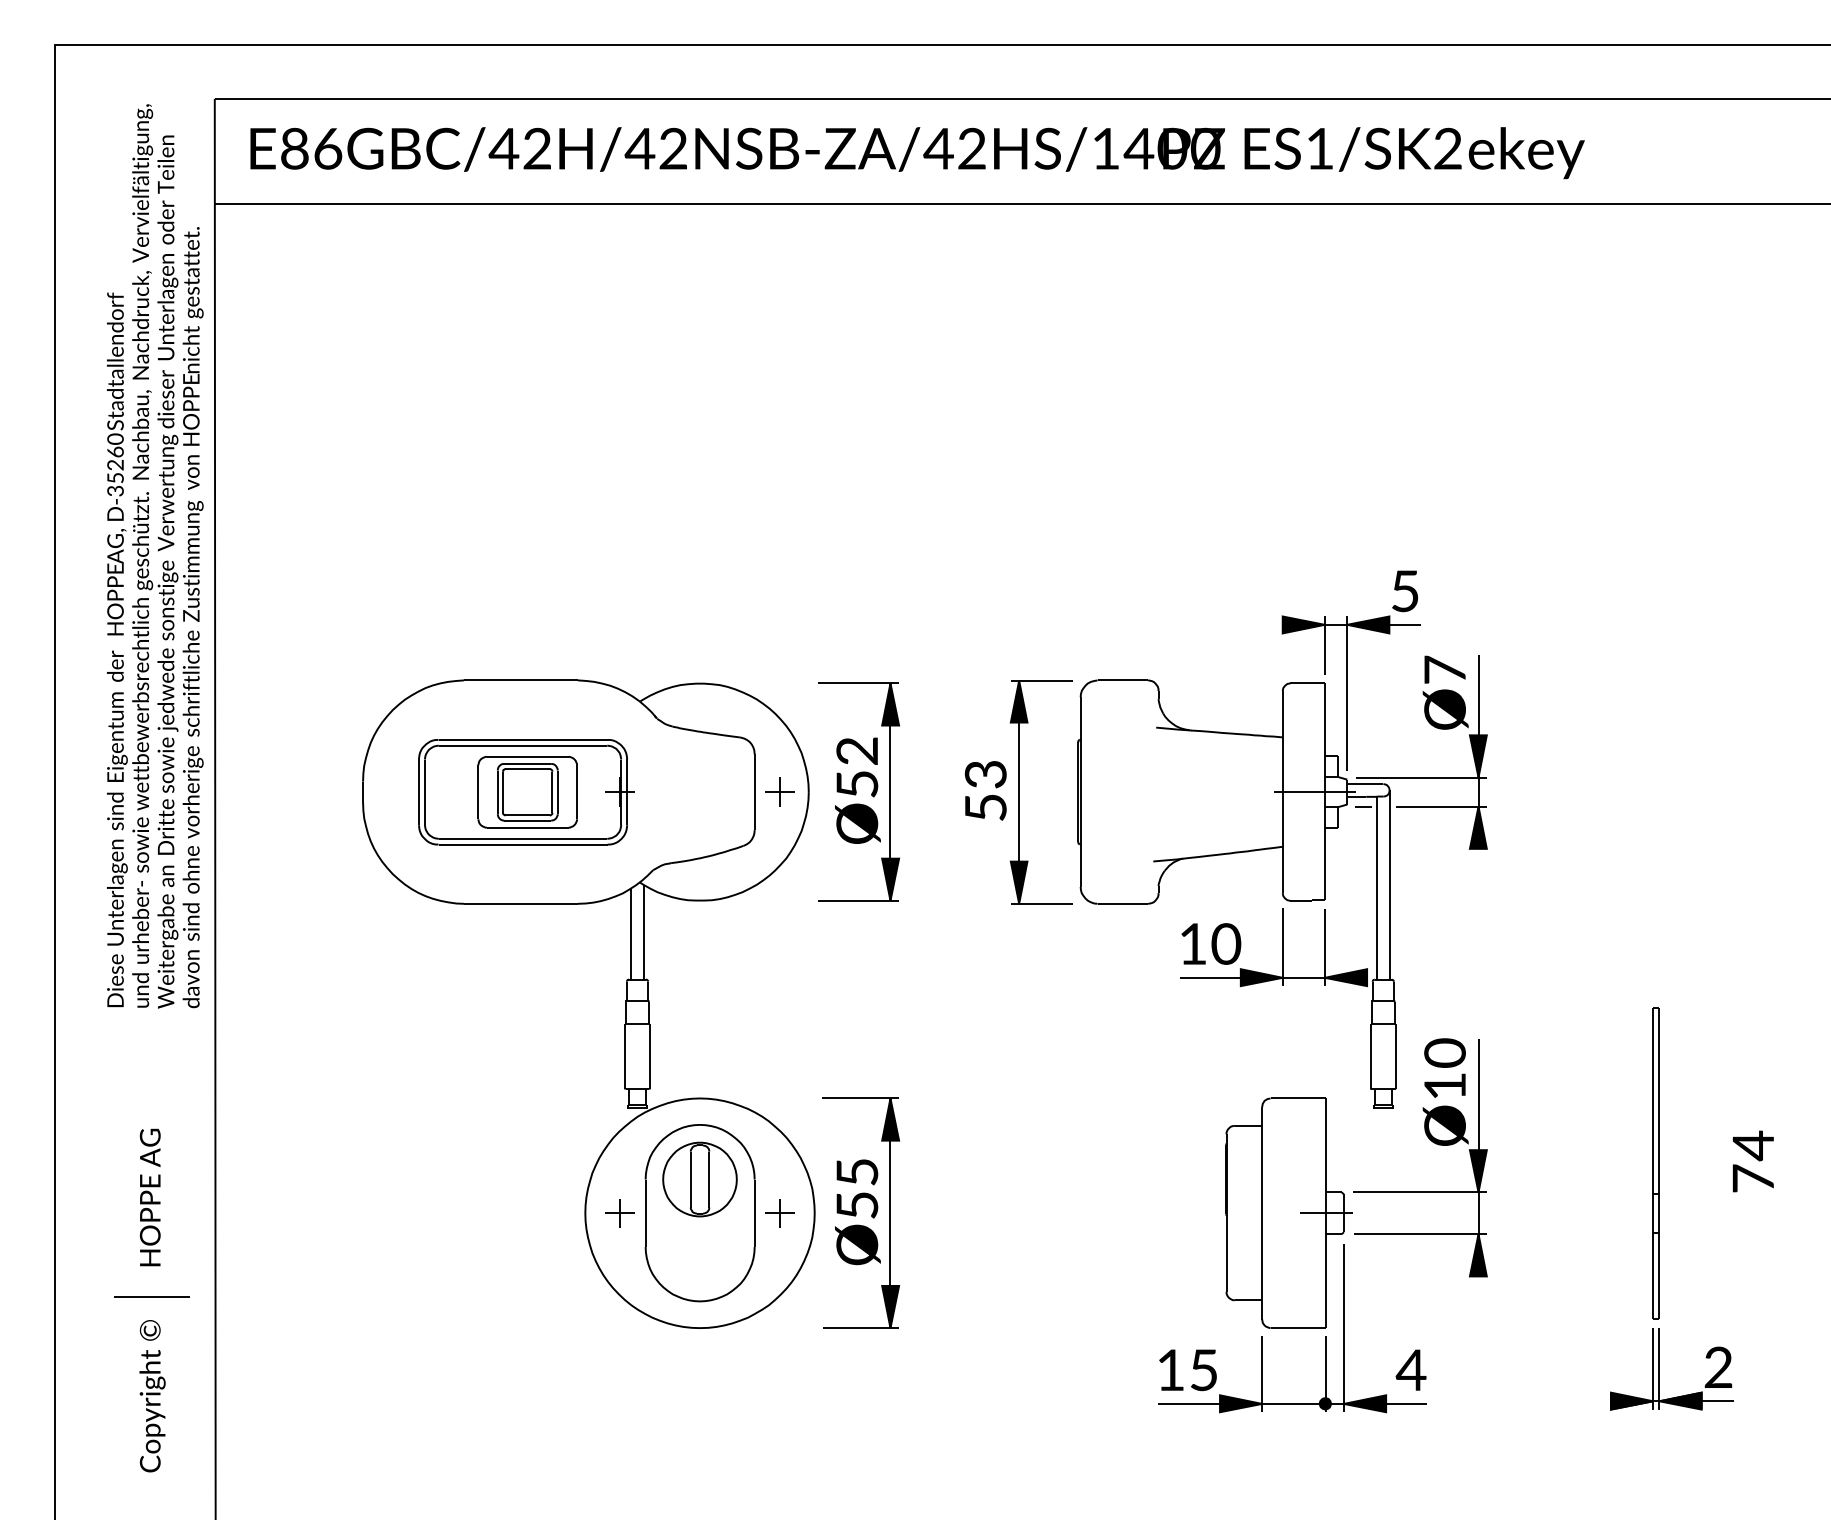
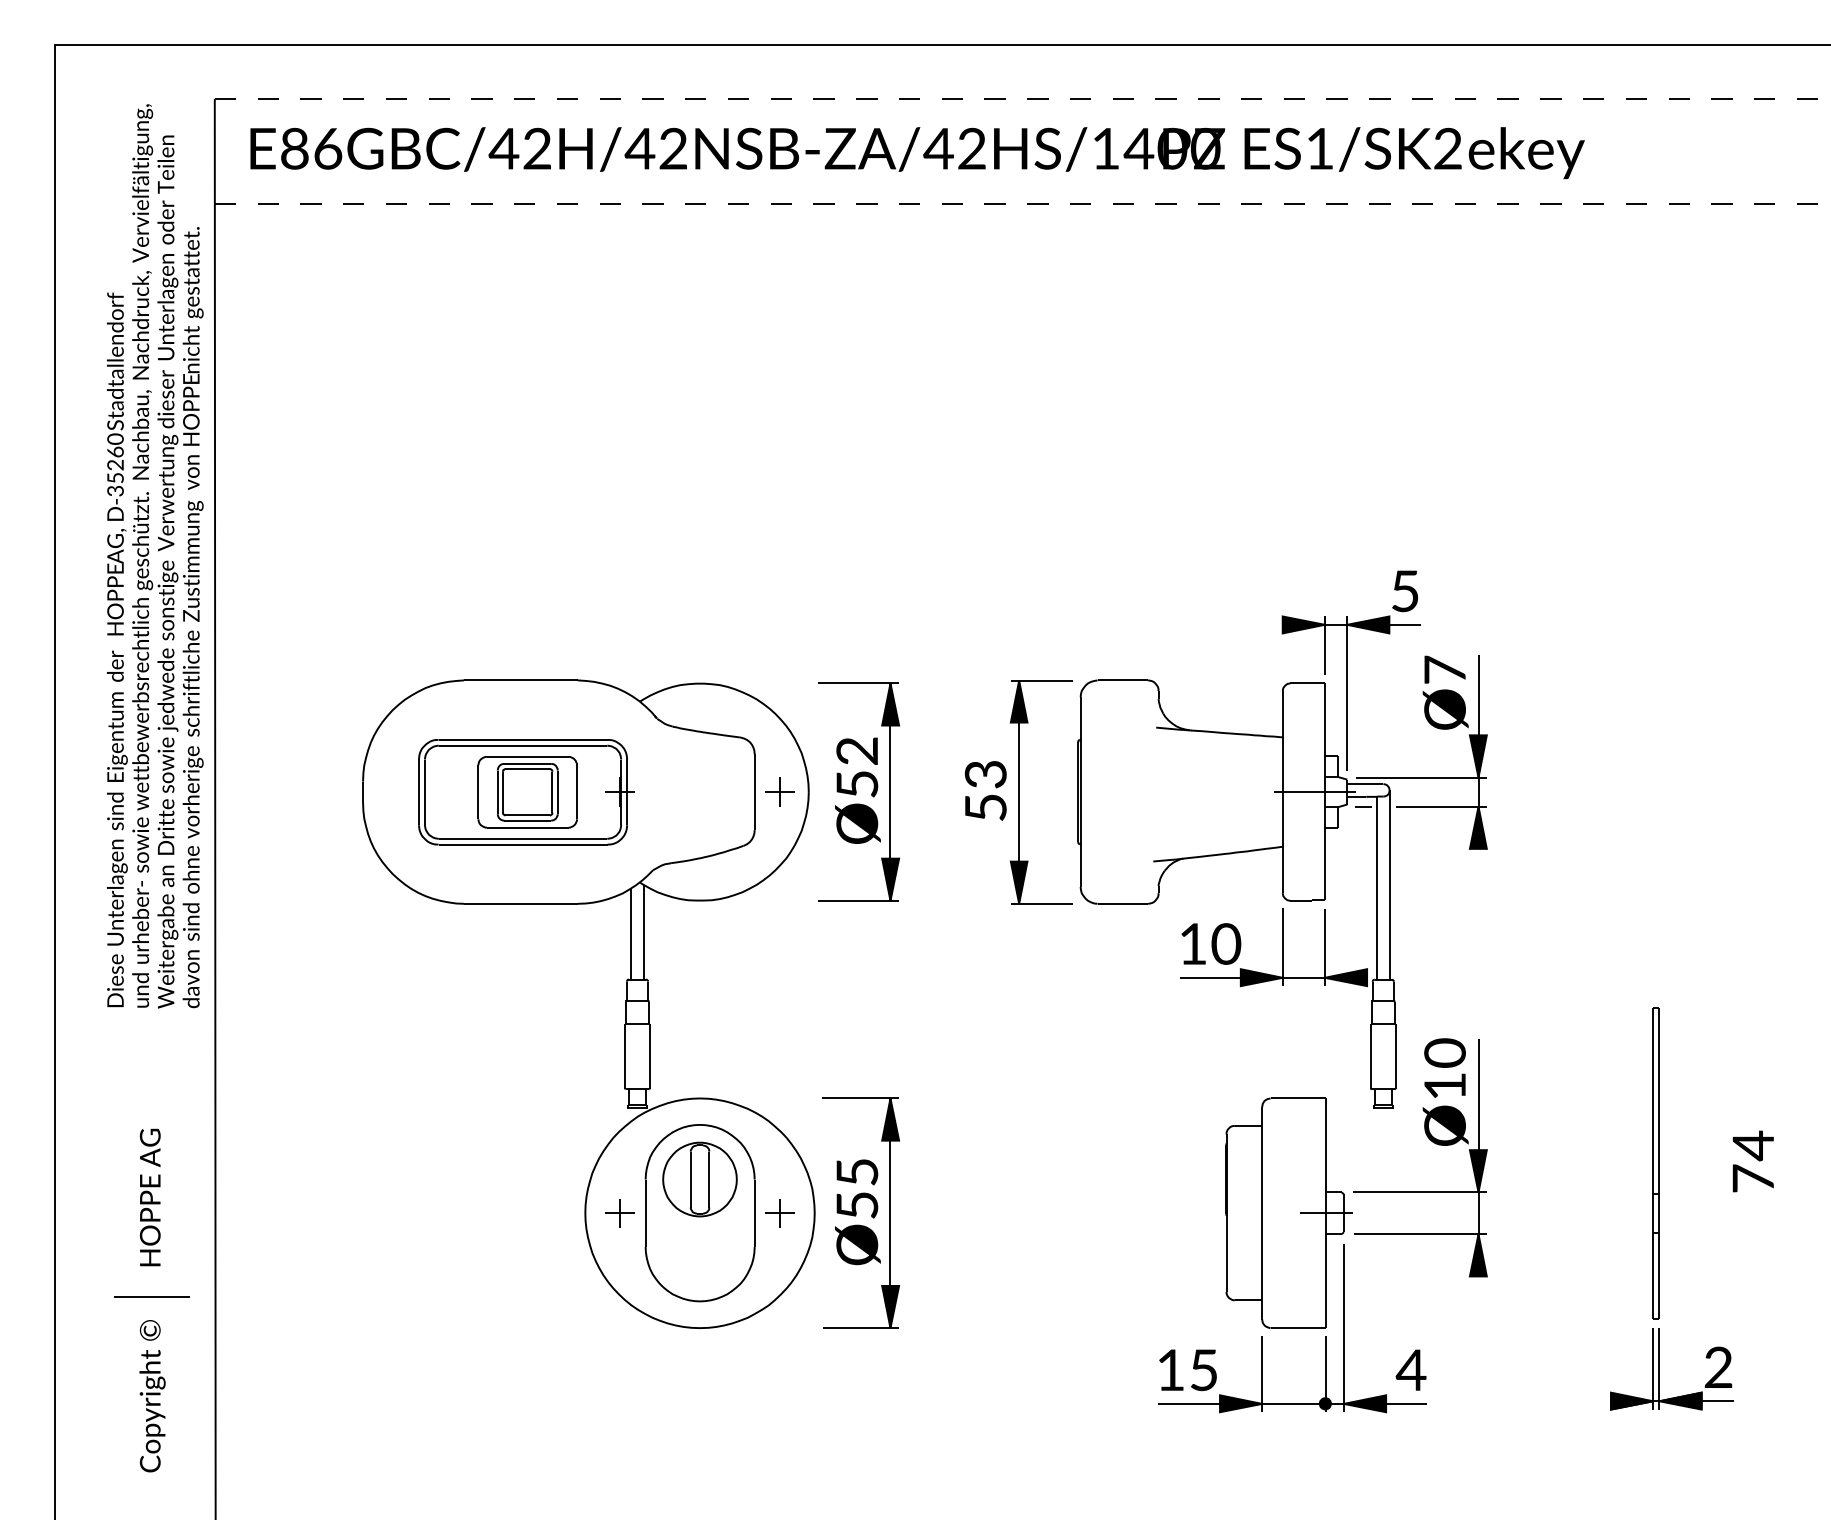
line: solid -> dashed (1022, 98)
line: solid -> dashed (1022, 204)
